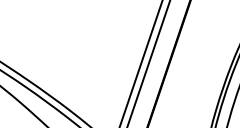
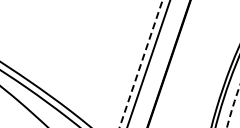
line: solid -> dashed (141, 64)
arc: solid -> dashed (232, 106)
